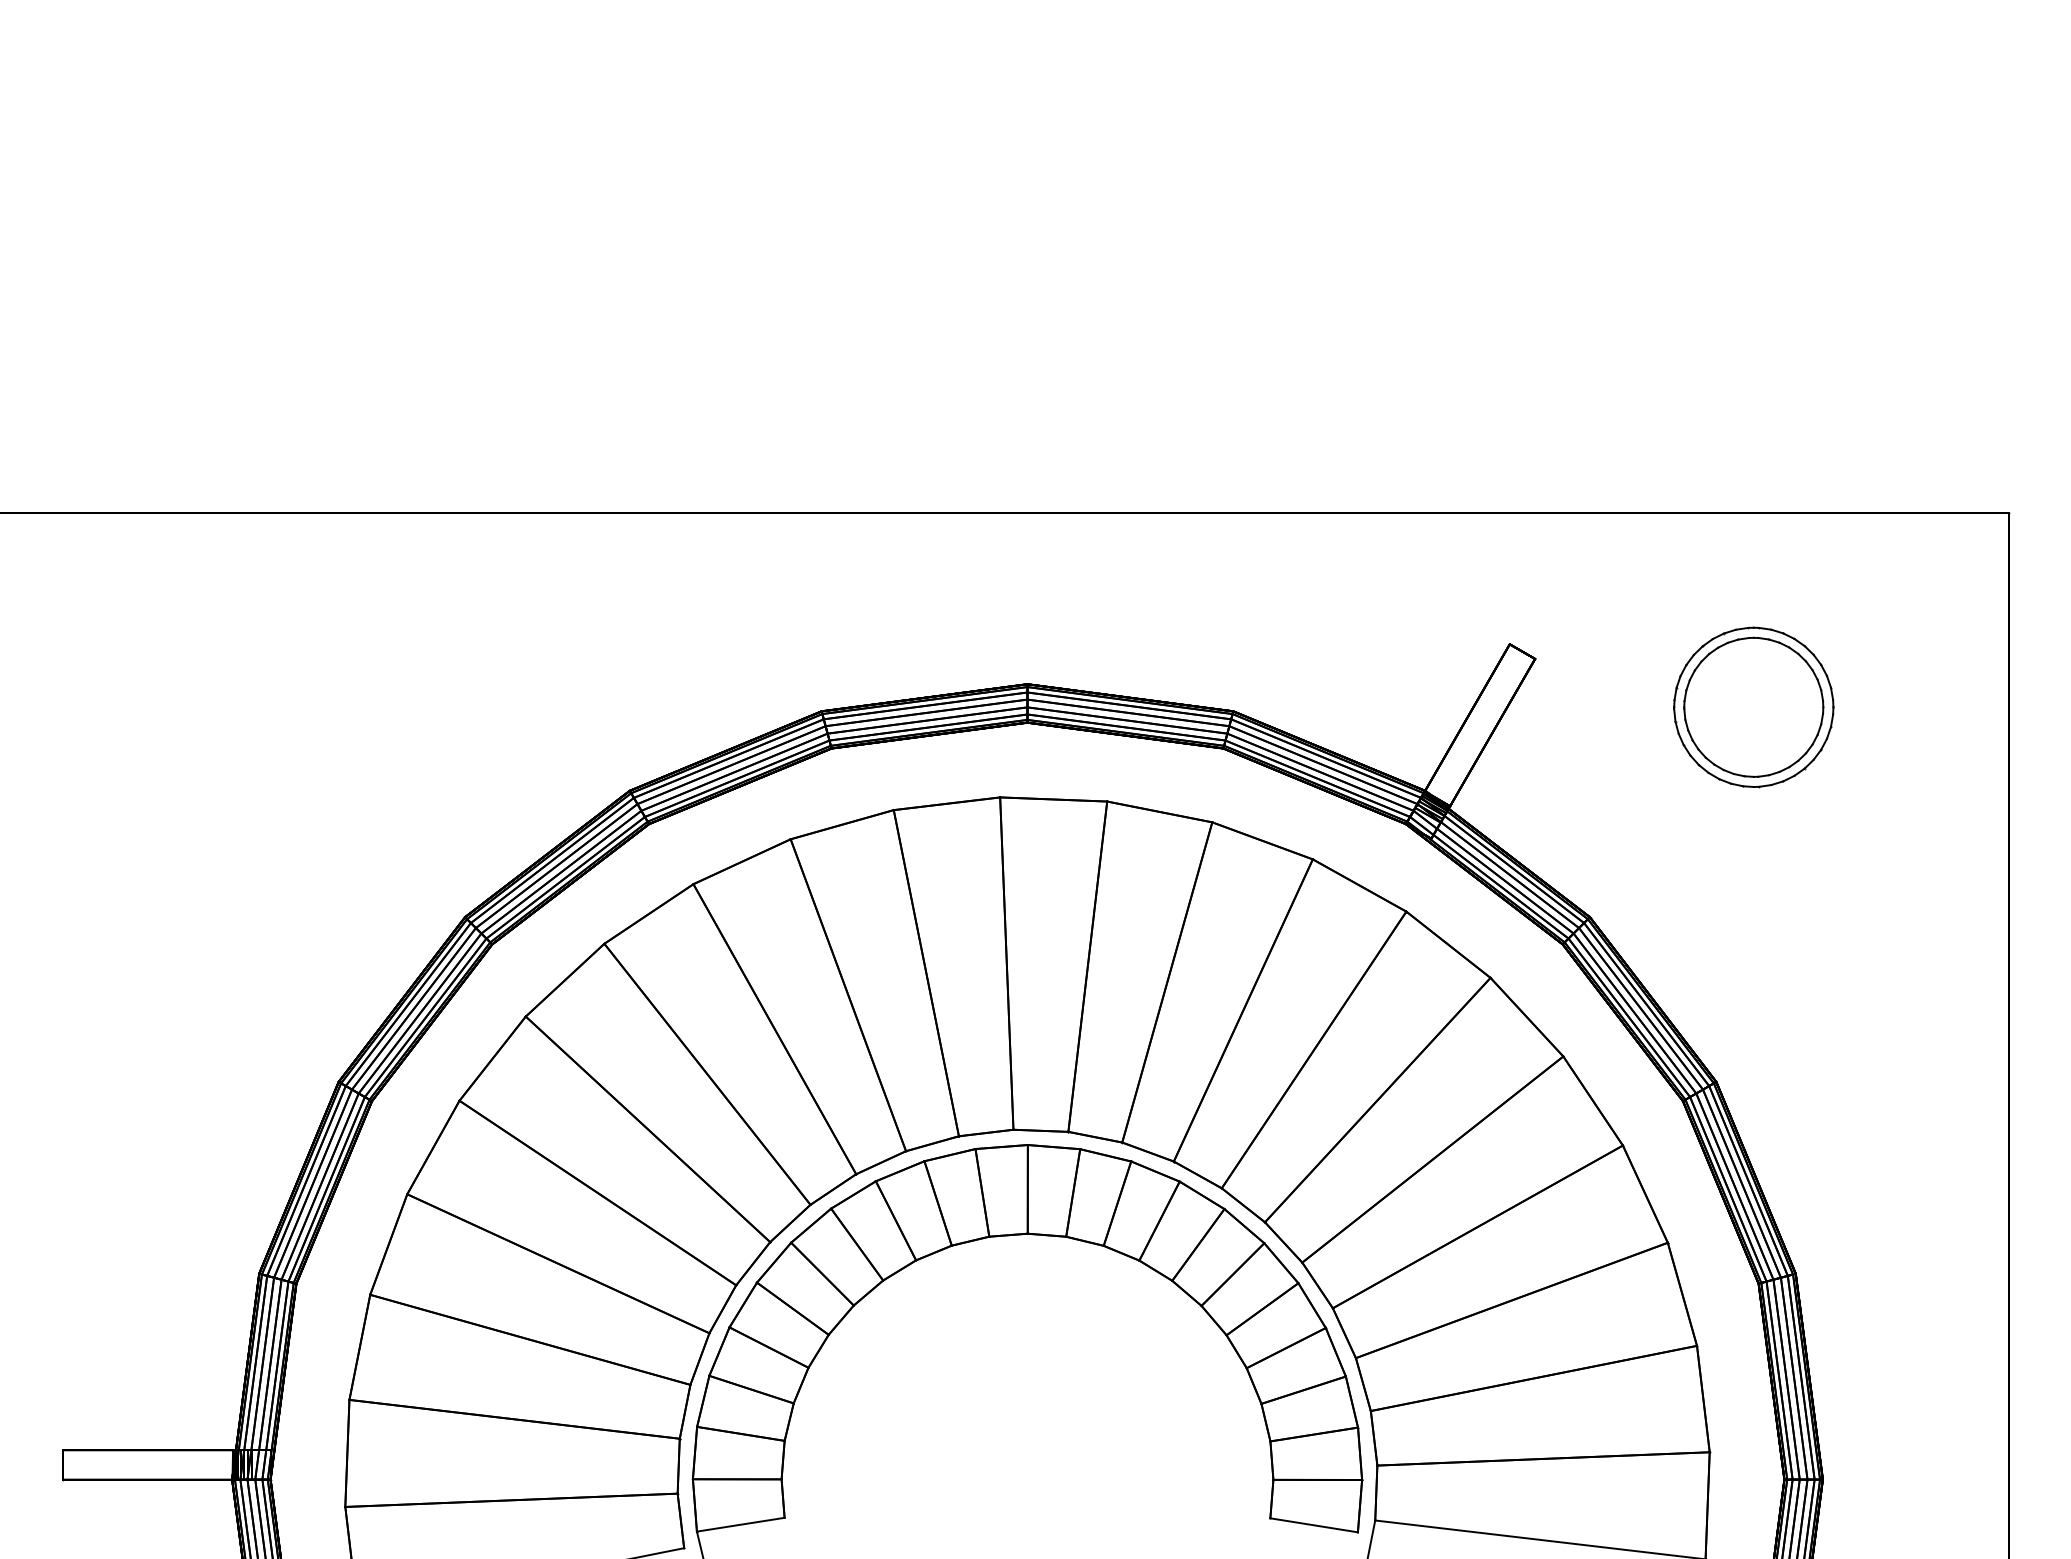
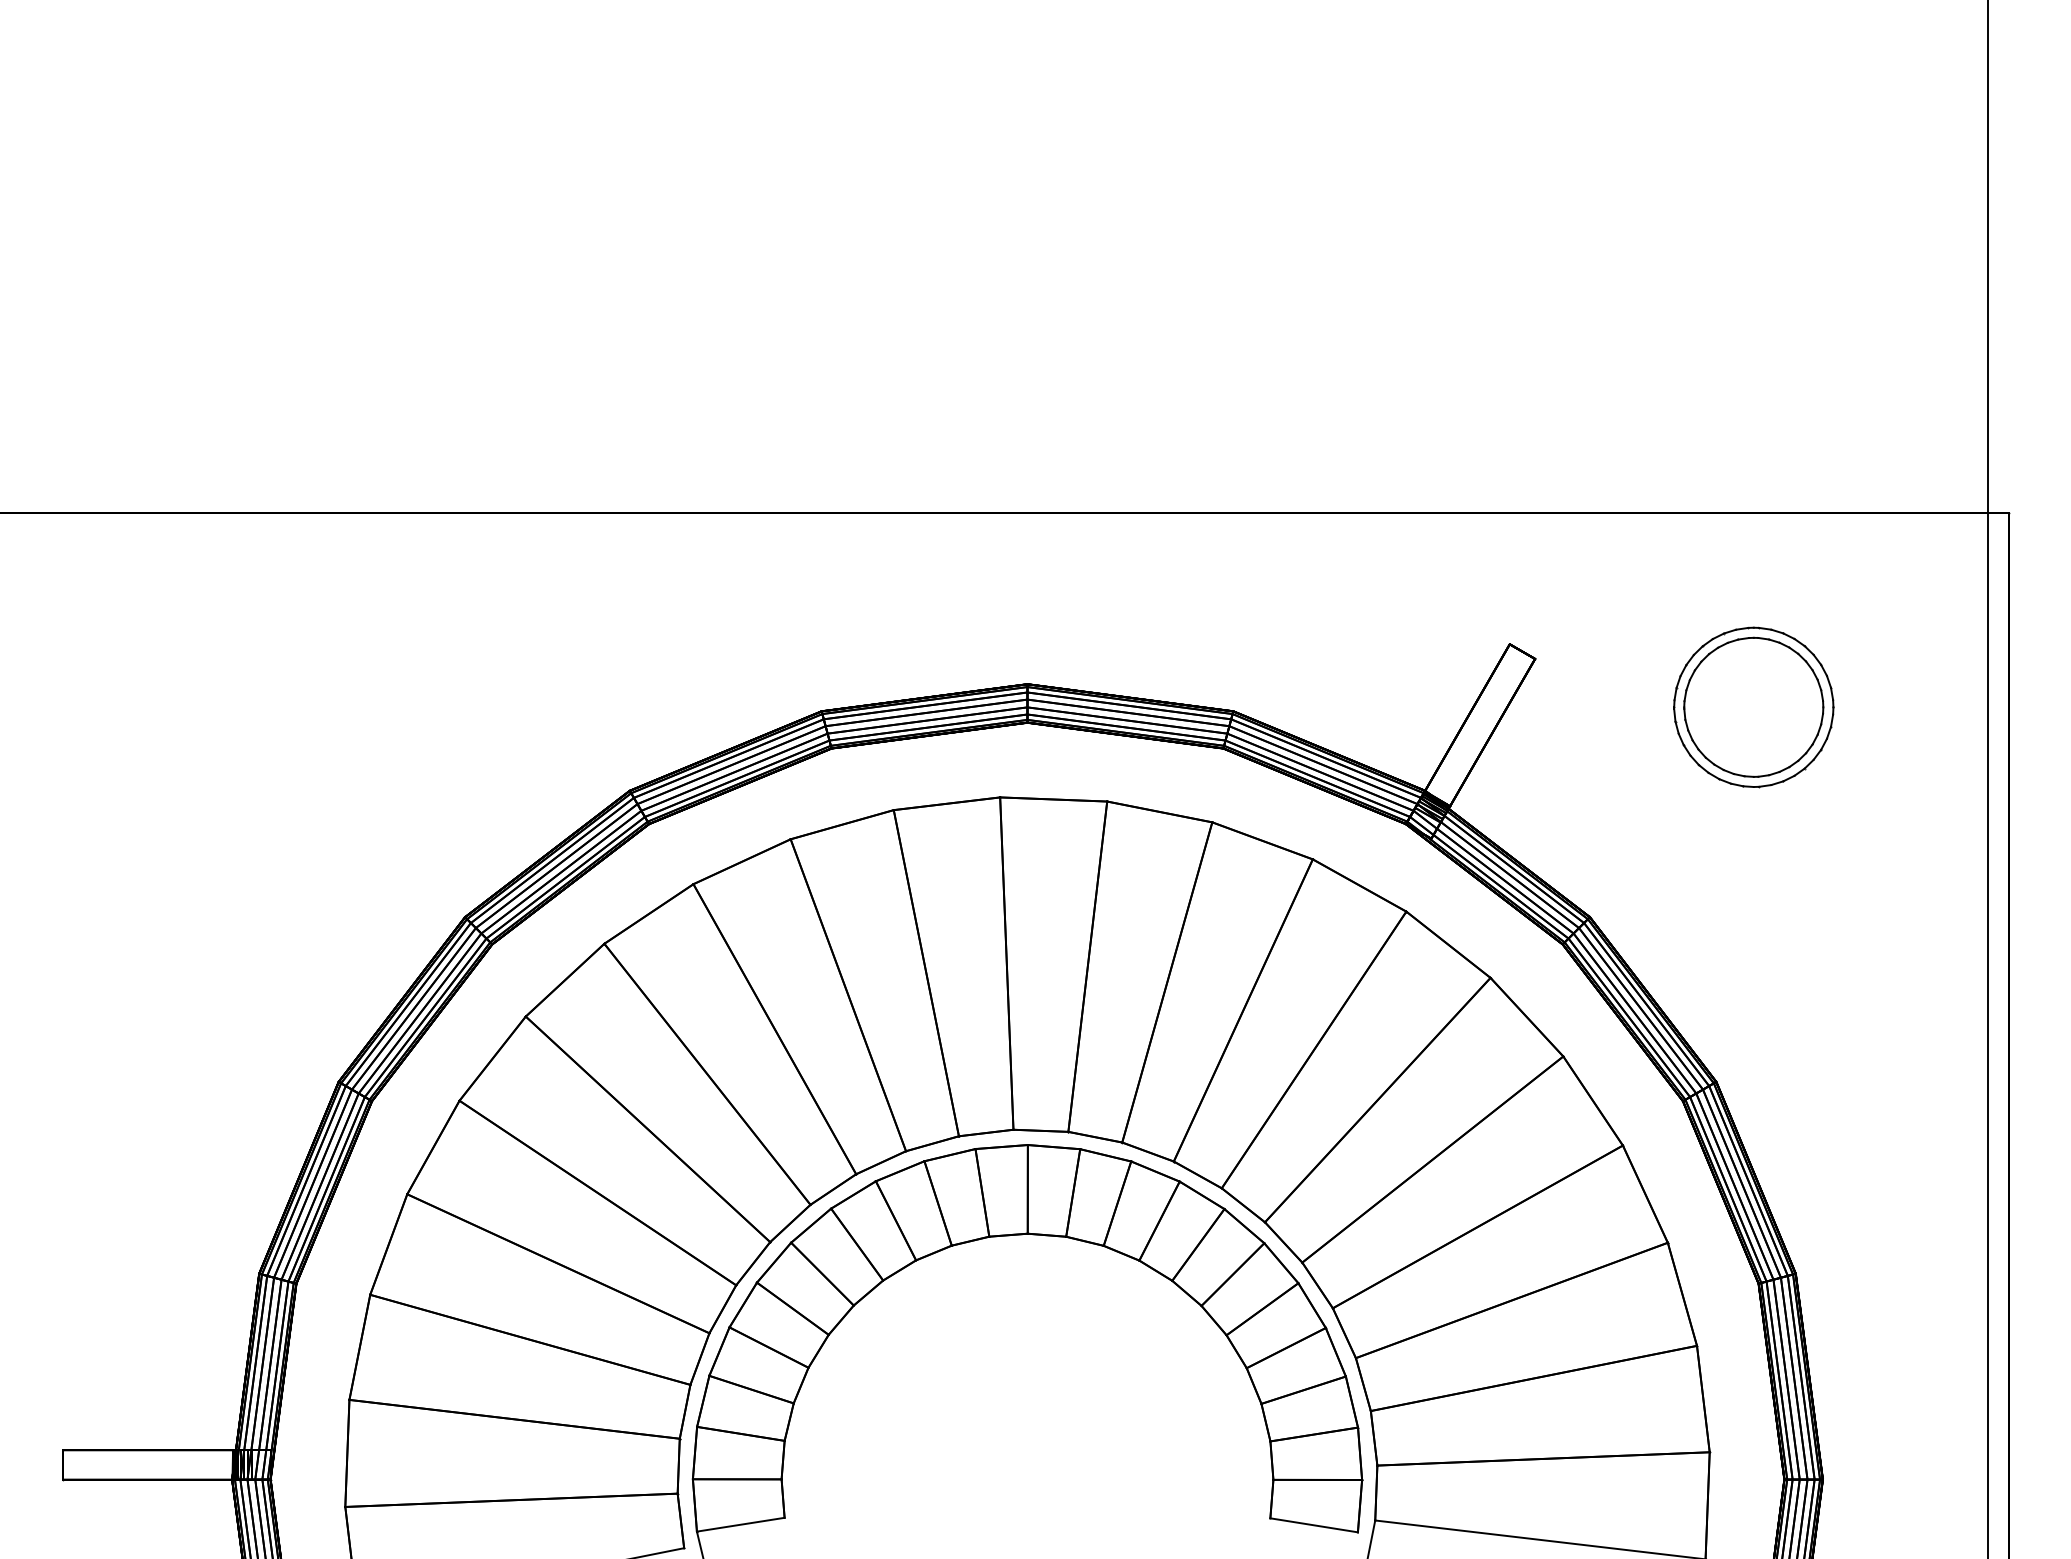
line: none -> present (1988, 778)
